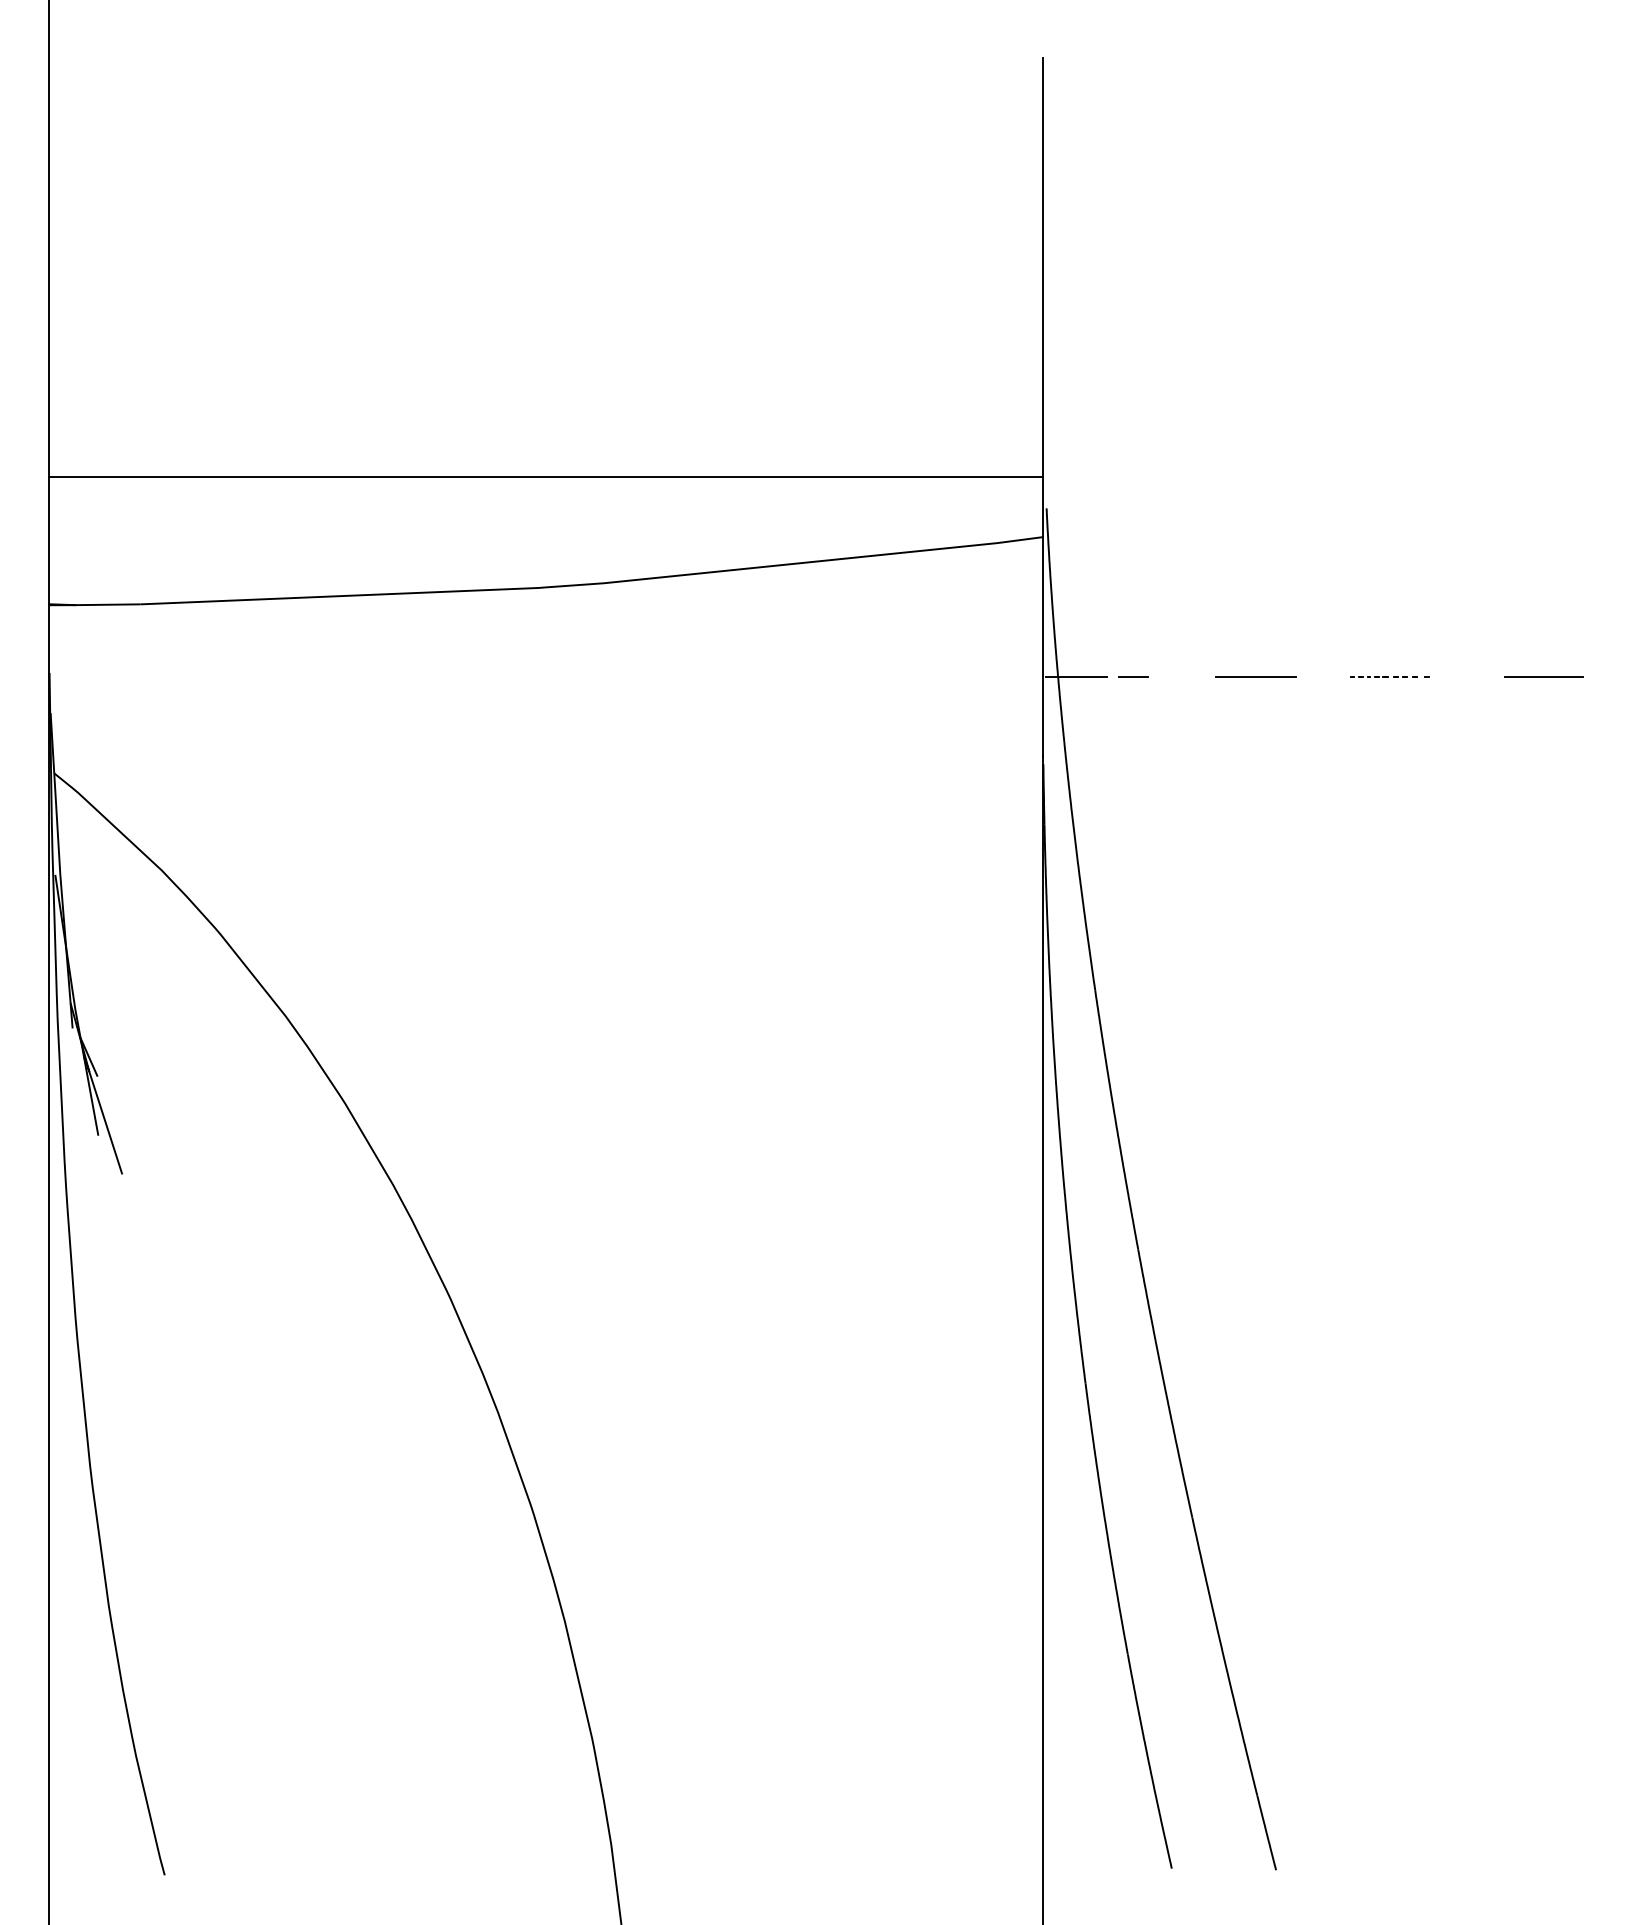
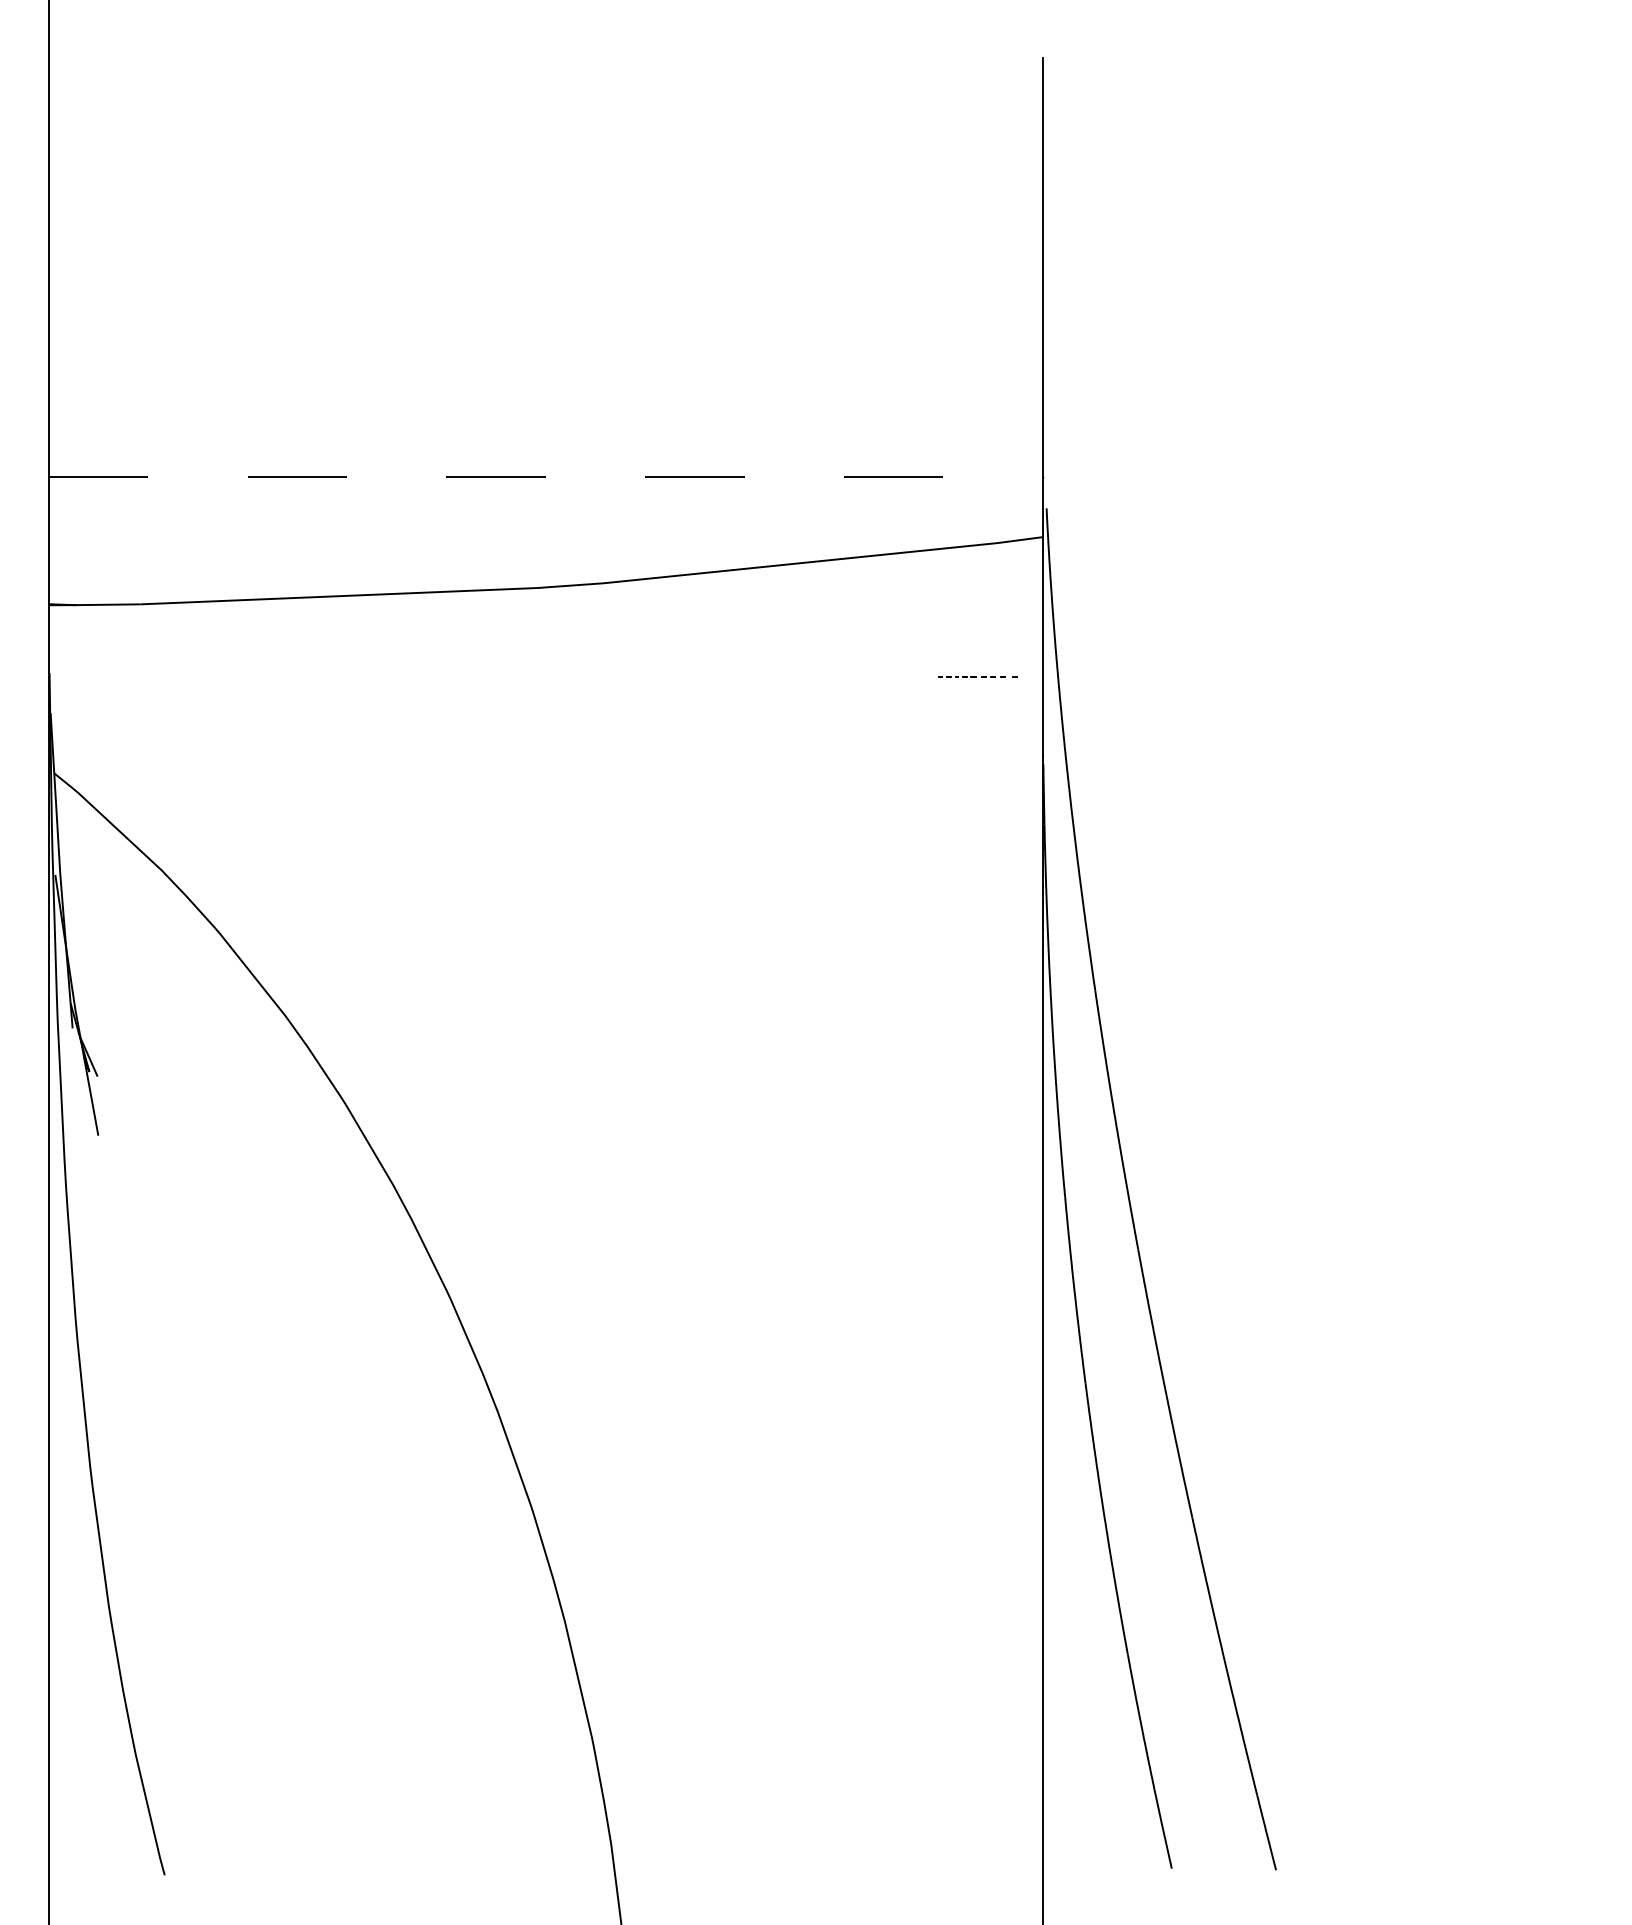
line: solid -> dashed (545, 476)
line: present -> none (1255, 676)
line position: (1388, 676) -> (976, 676) (976, 676)
line: present -> none (1543, 676)
line: present -> none (1076, 677)
line: present -> none (1133, 677)
line: present -> none (105, 1122)
